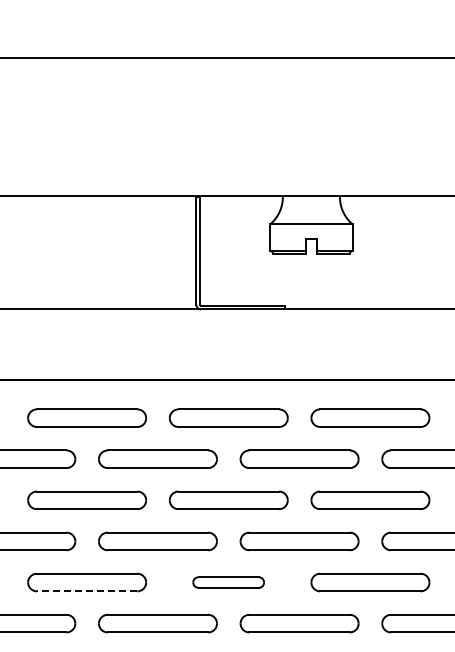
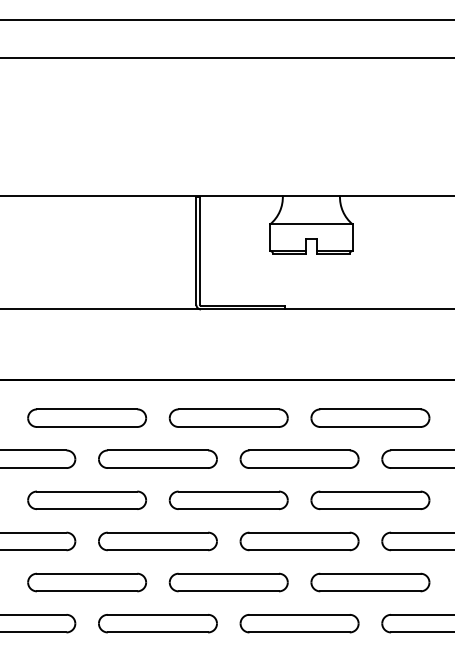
line: none -> present (226, 19)
part size: 73x13 px -> 121x21 px (228, 582)
line: dashed -> solid (86, 591)
